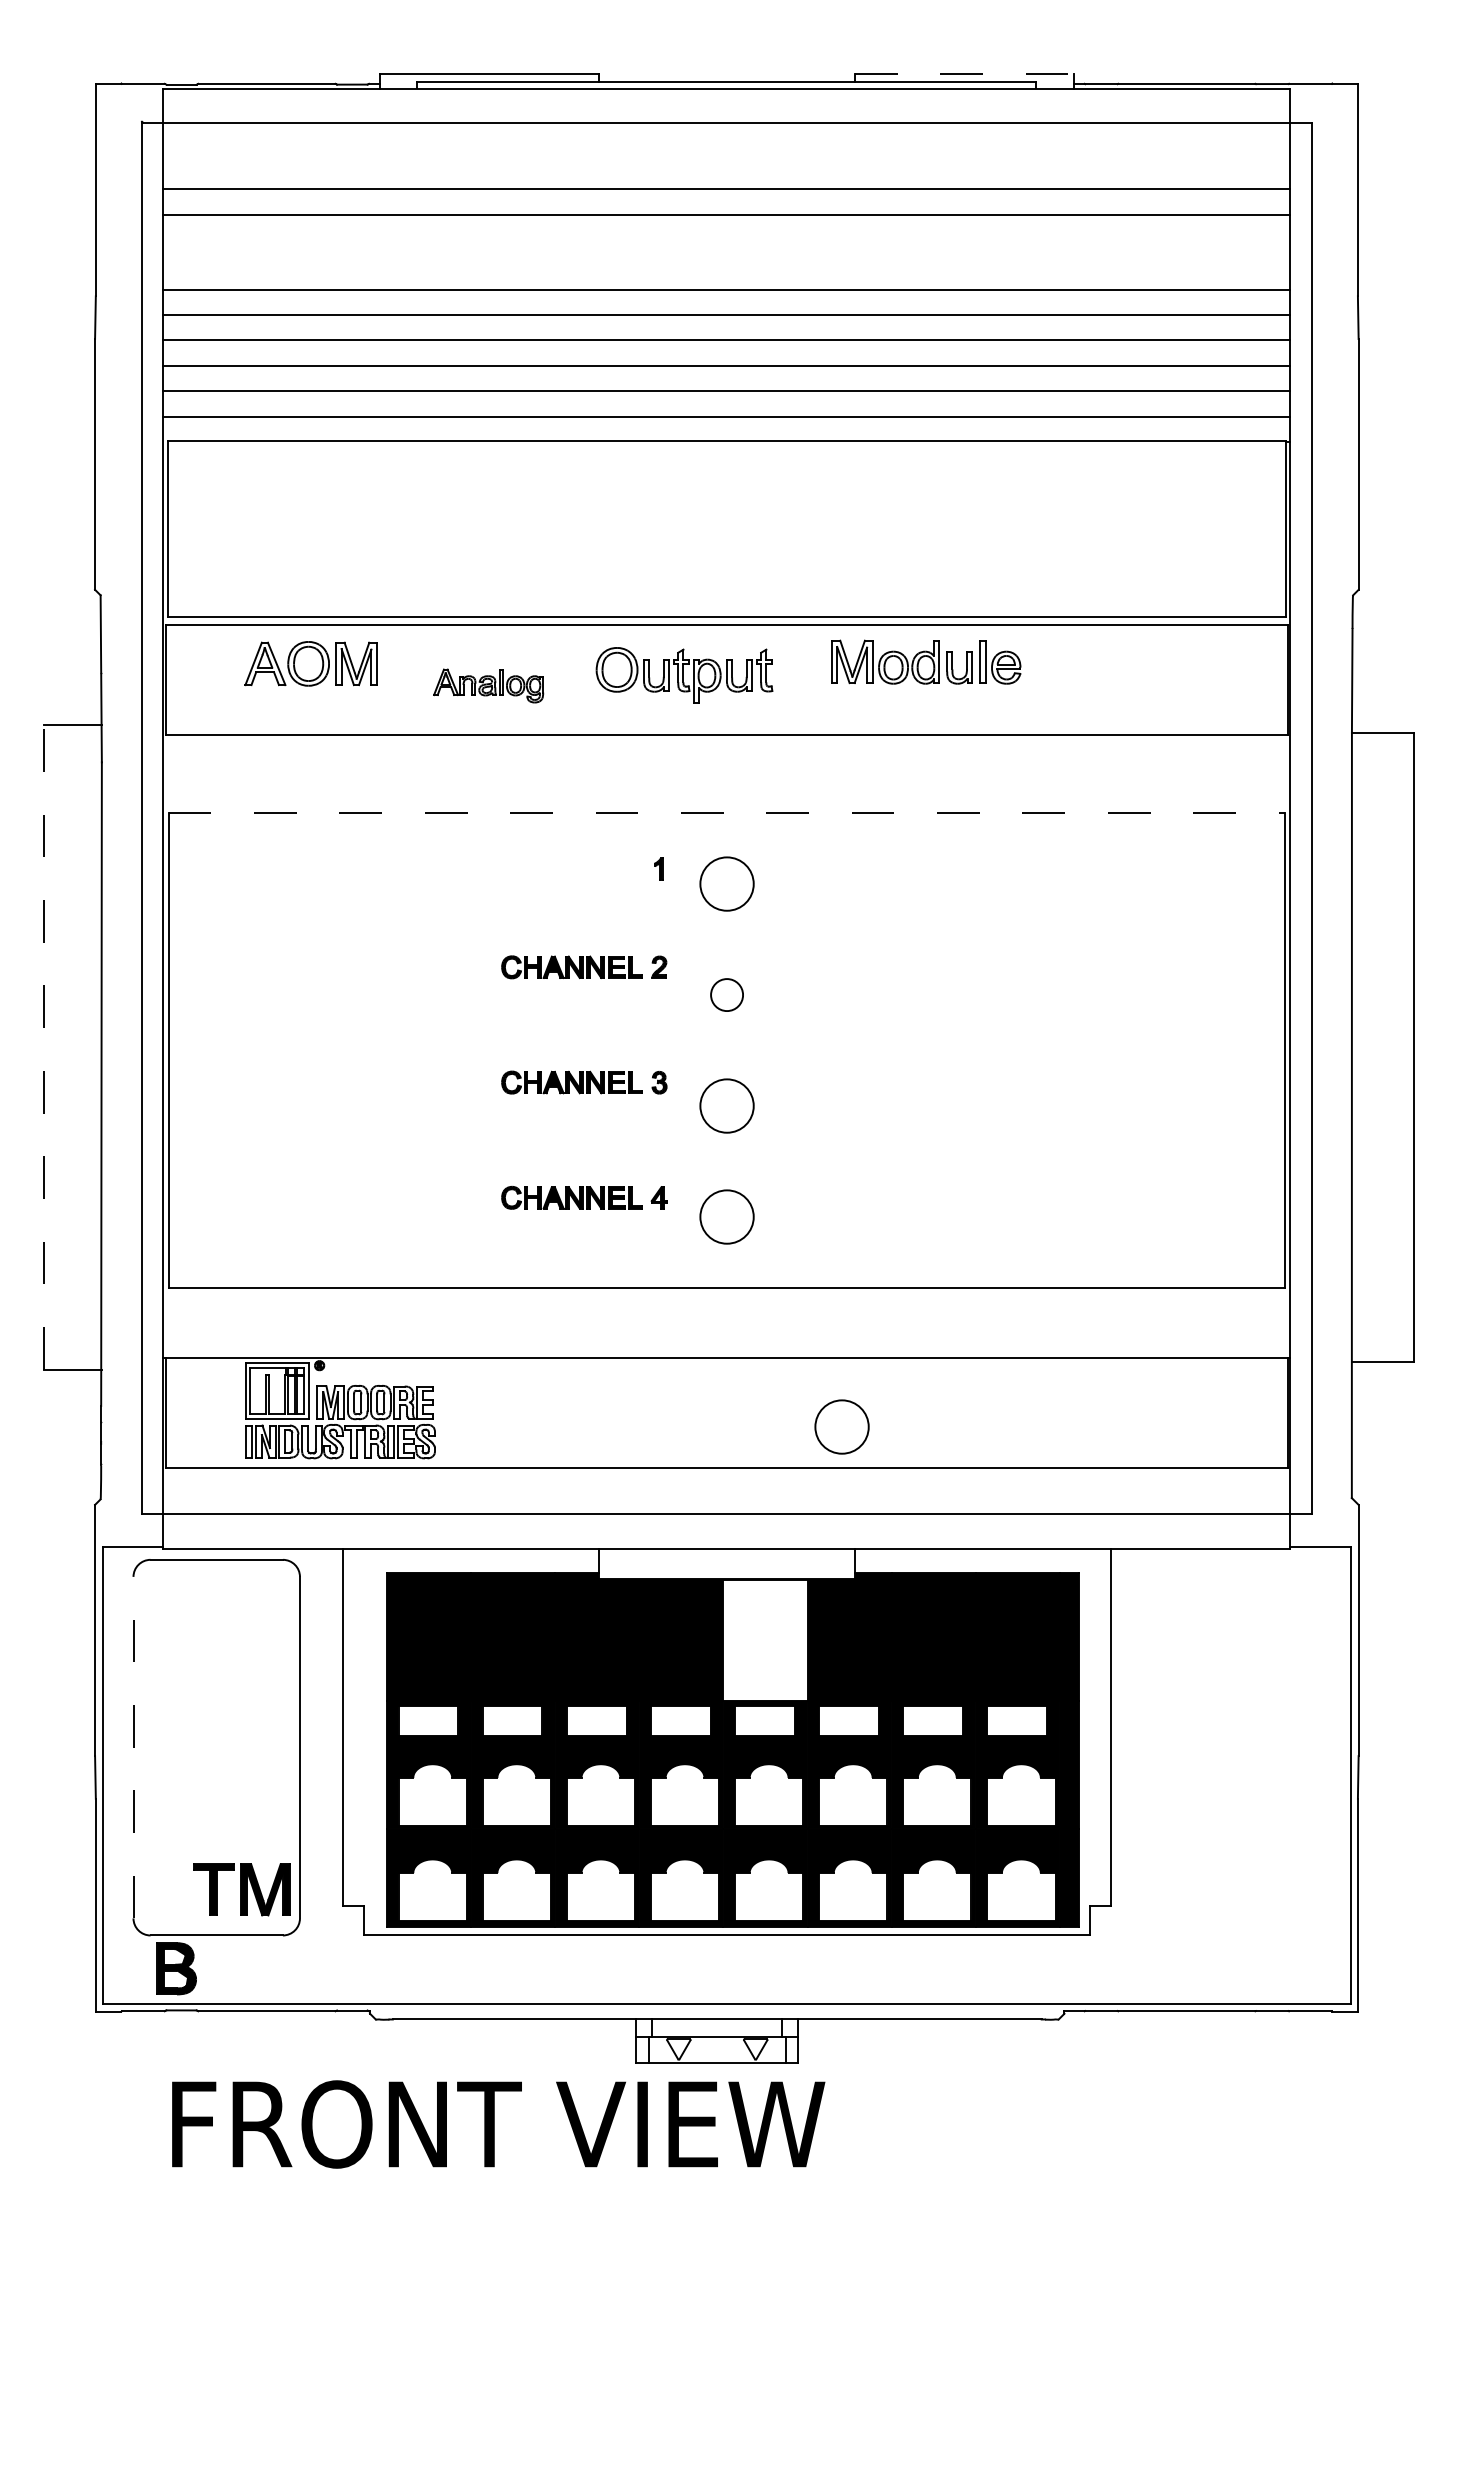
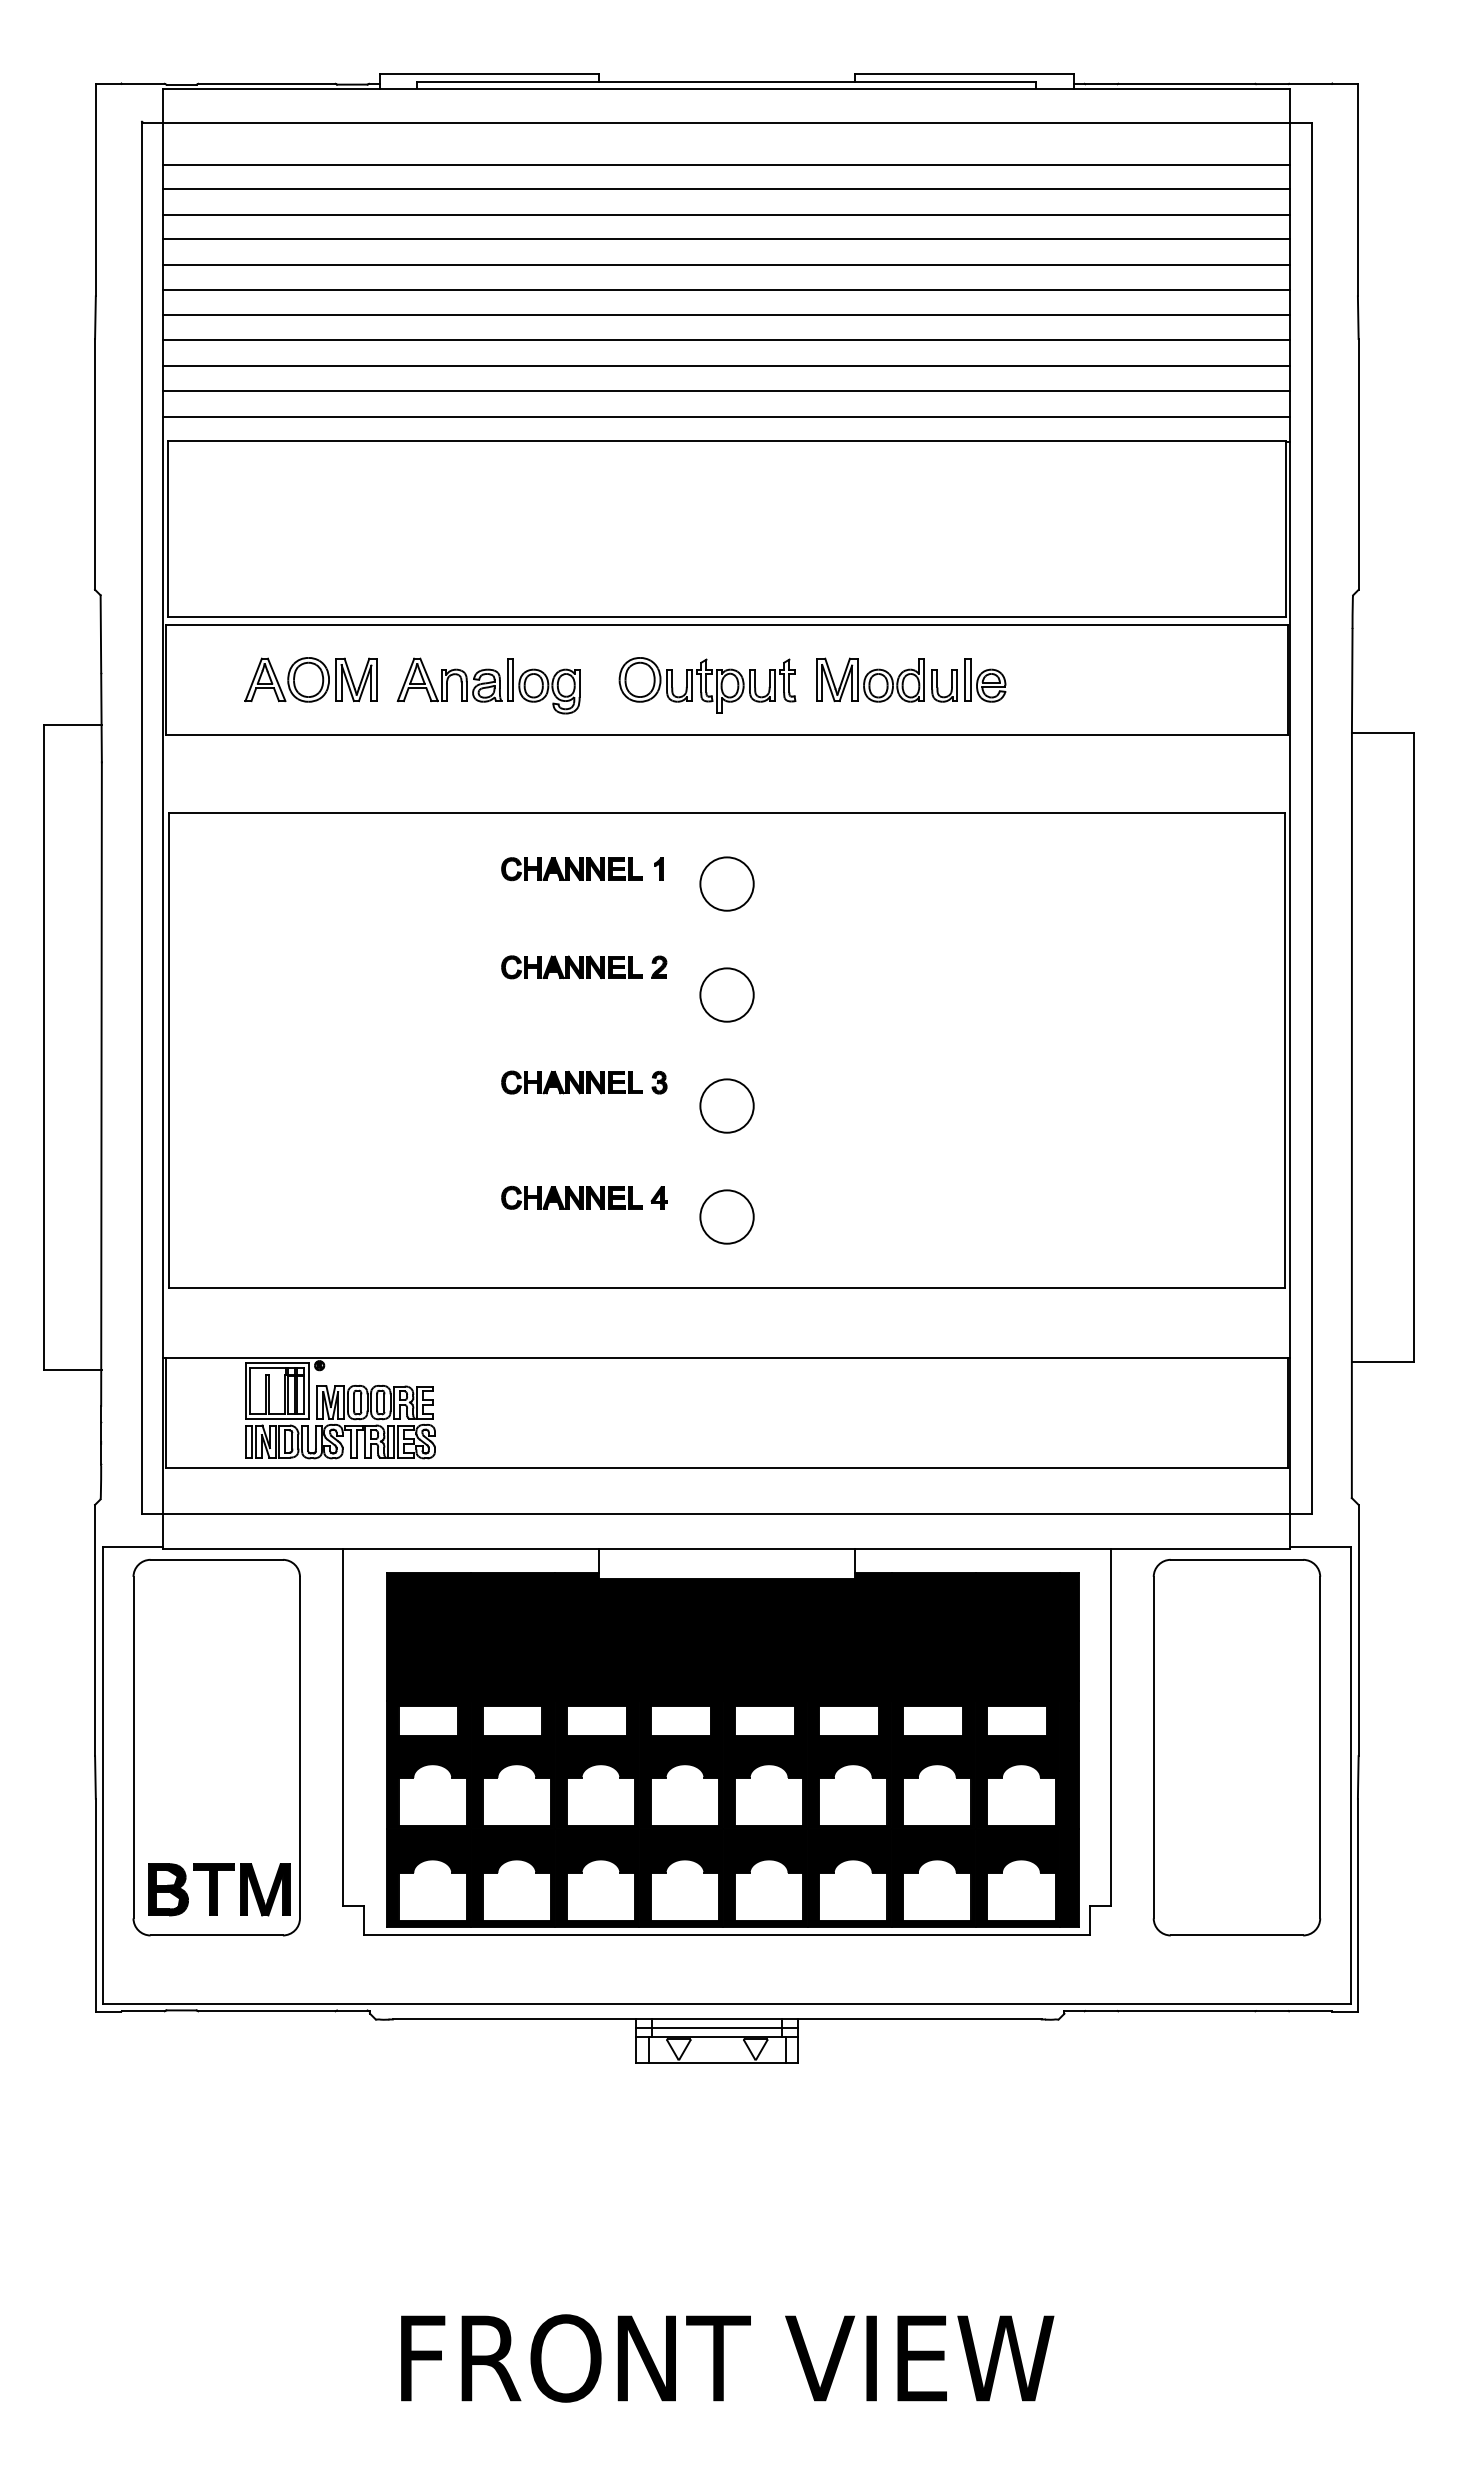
line: dashed -> solid (964, 74)
line: none -> present (726, 164)
line: none -> present (726, 239)
line: none -> present (726, 264)
part position: (926, 661) -> (911, 679) (911, 679)
part position: (310, 663) -> (310, 679) (310, 679)
part position: (684, 675) -> (707, 685) (707, 685)
part size: 112x36 px -> 185x58 px (488, 685)
line: dashed -> solid (727, 813)
part: none -> present (571, 869)
circle diameter: 32 px -> 53 px (726, 994)
line: dashed -> solid (43, 1047)
circle: present -> none (841, 1426)
fill: none -> present (765, 1639)
line: dashed -> solid (133, 1747)
part: none -> present (1236, 1747)
part position: (176, 1968) -> (168, 1889) (168, 1889)
line: none -> present (717, 2028)
text position: (498, 2124) -> (727, 2358) (727, 2358)
